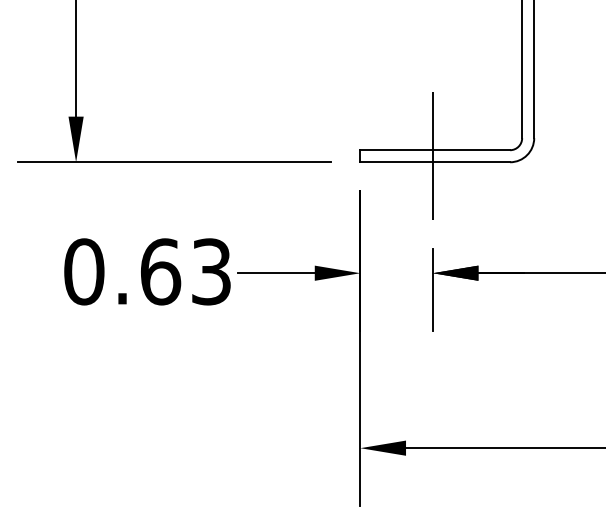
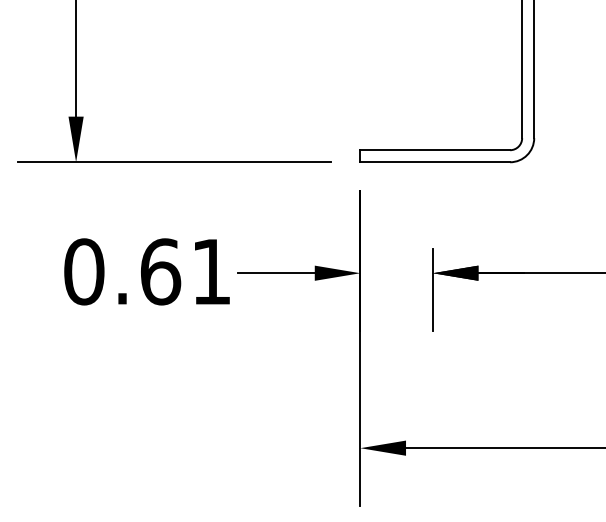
line: present -> none (432, 156)
text: 0.63 -> 0.61 (211, 271)
